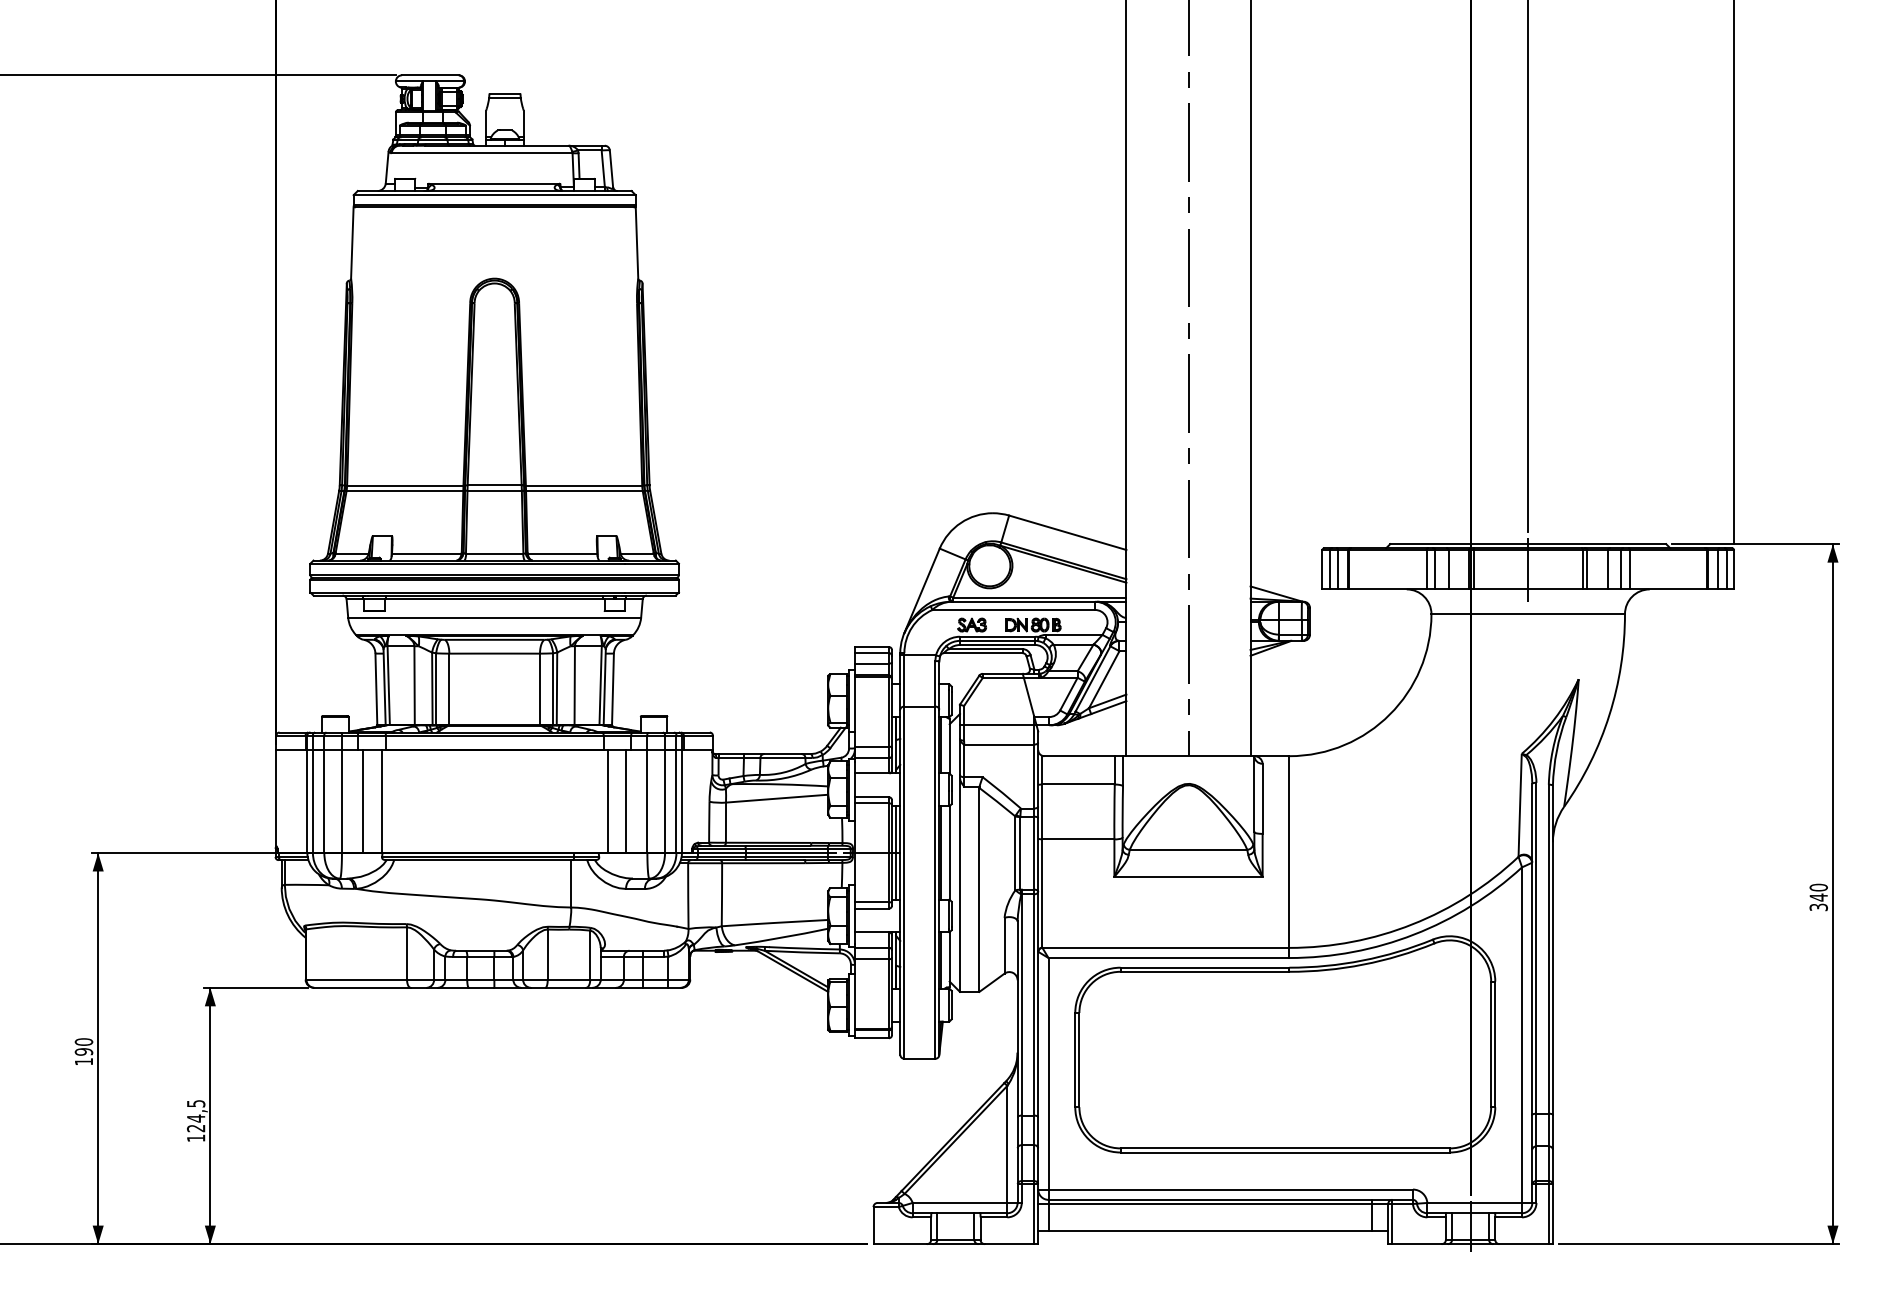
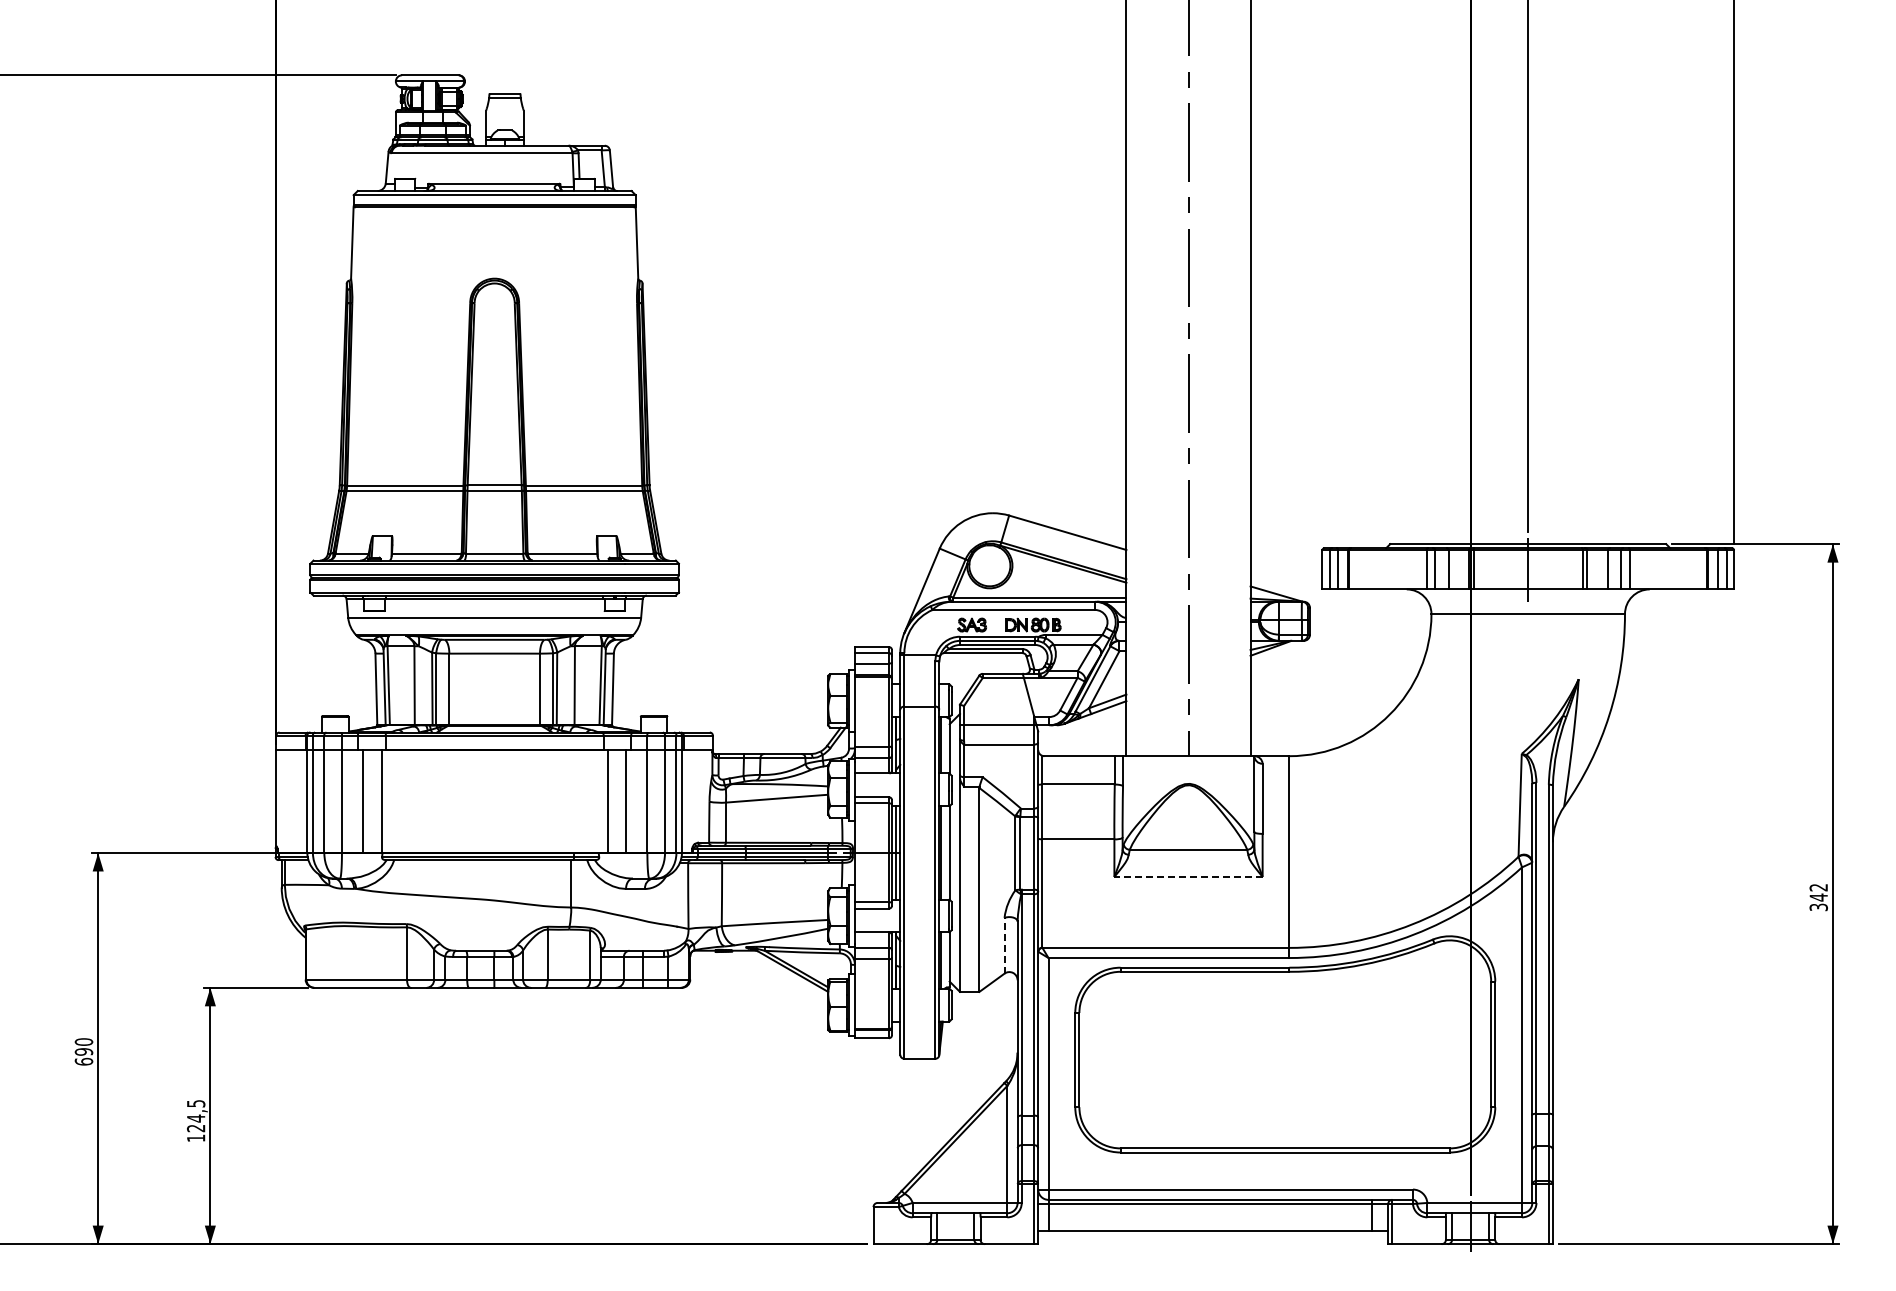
line: solid -> dashed (1188, 876)
text: 340 -> 342 (1818, 887)
line: solid -> dashed (1004, 945)
text: 190 -> 690 (83, 1061)
